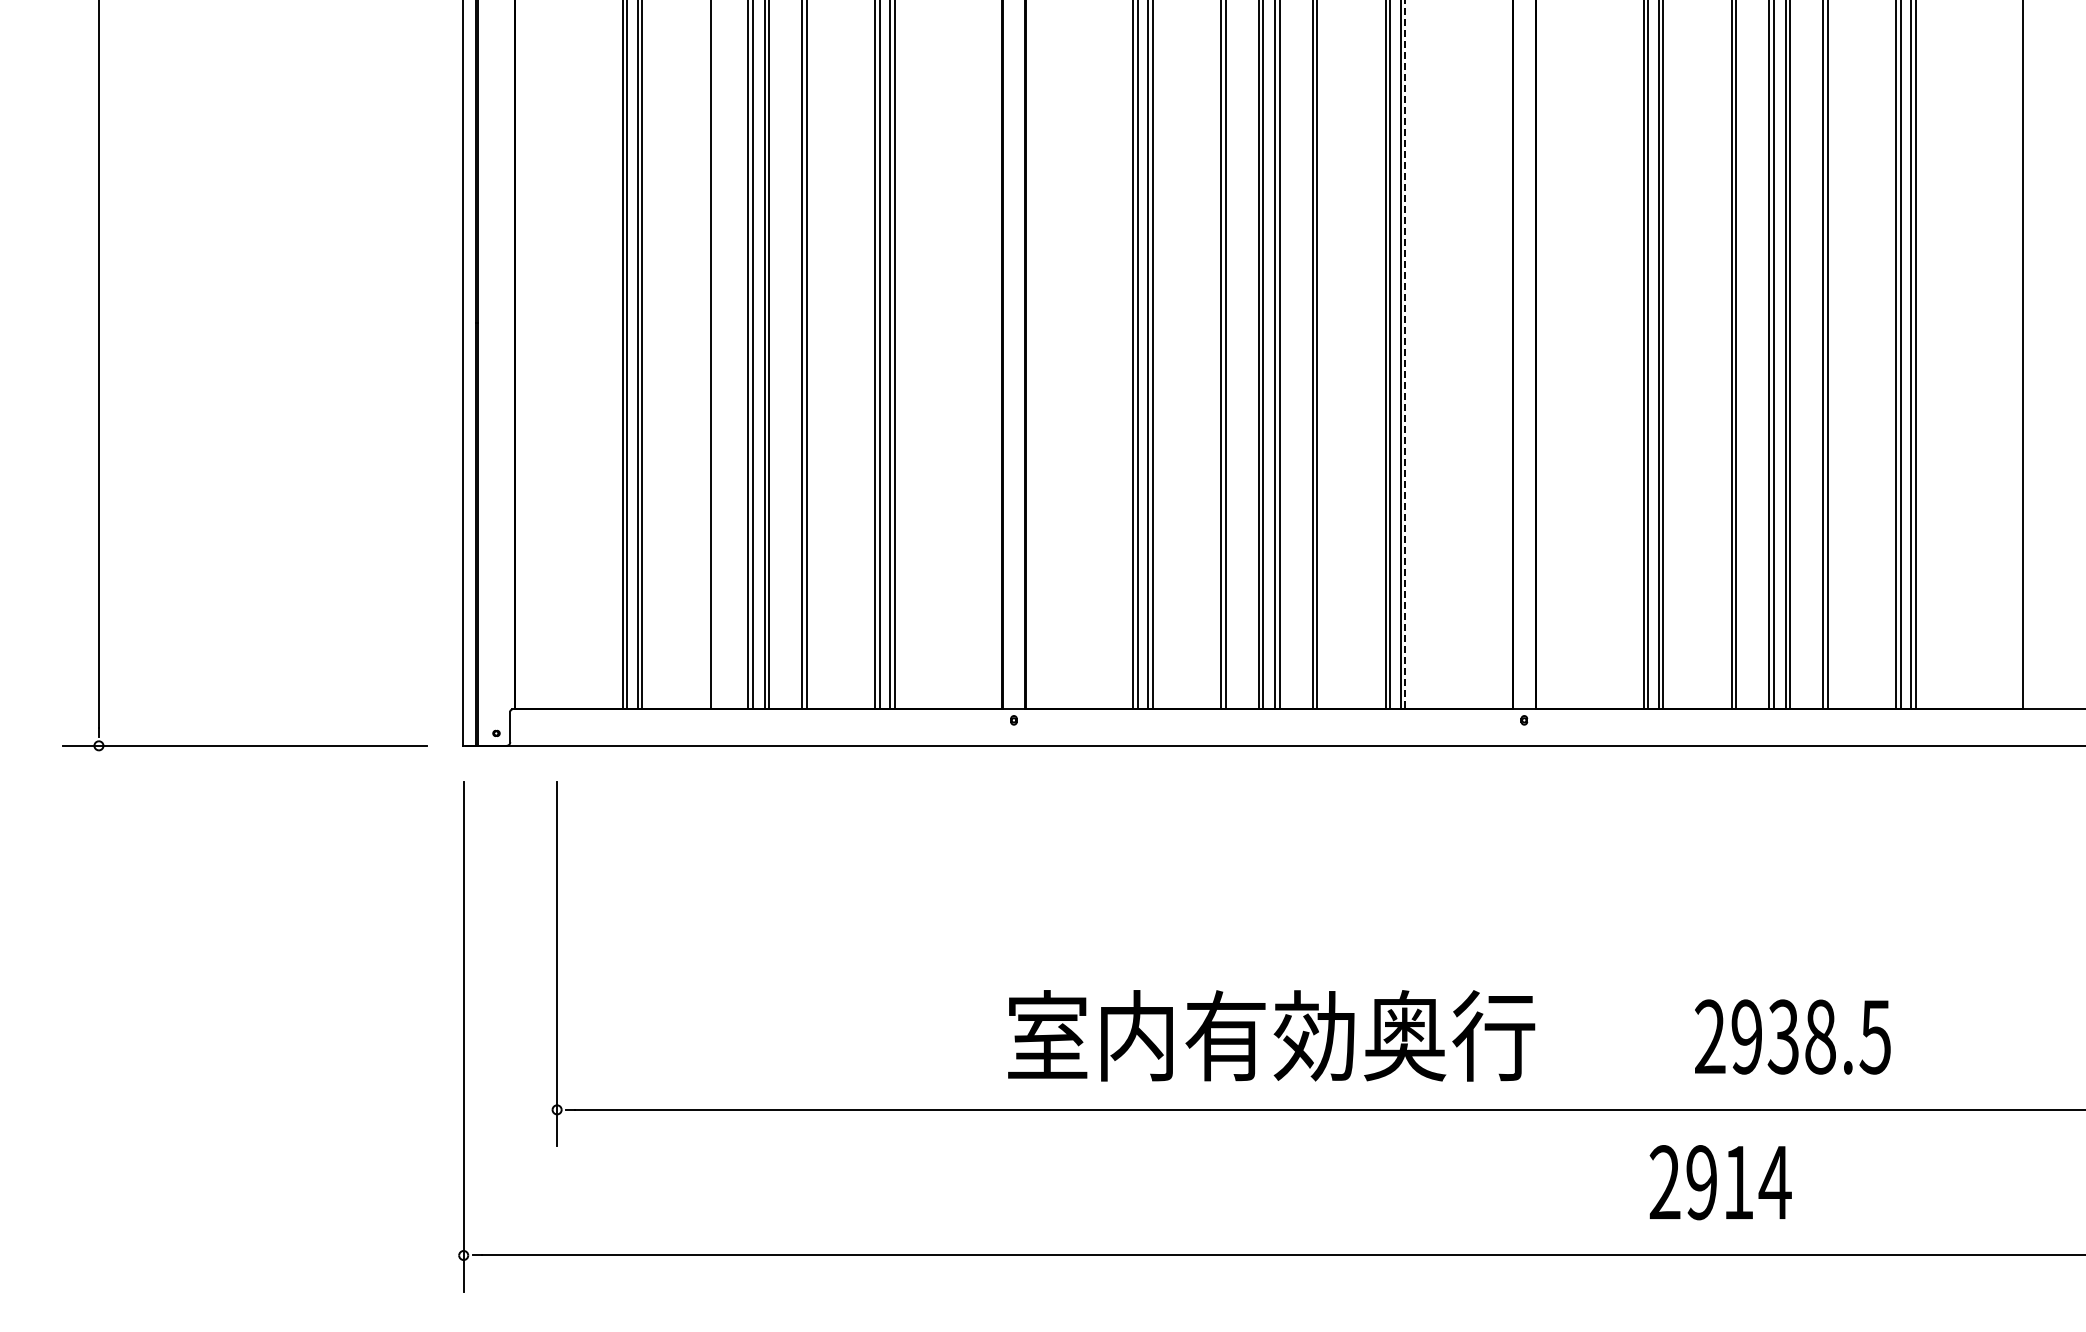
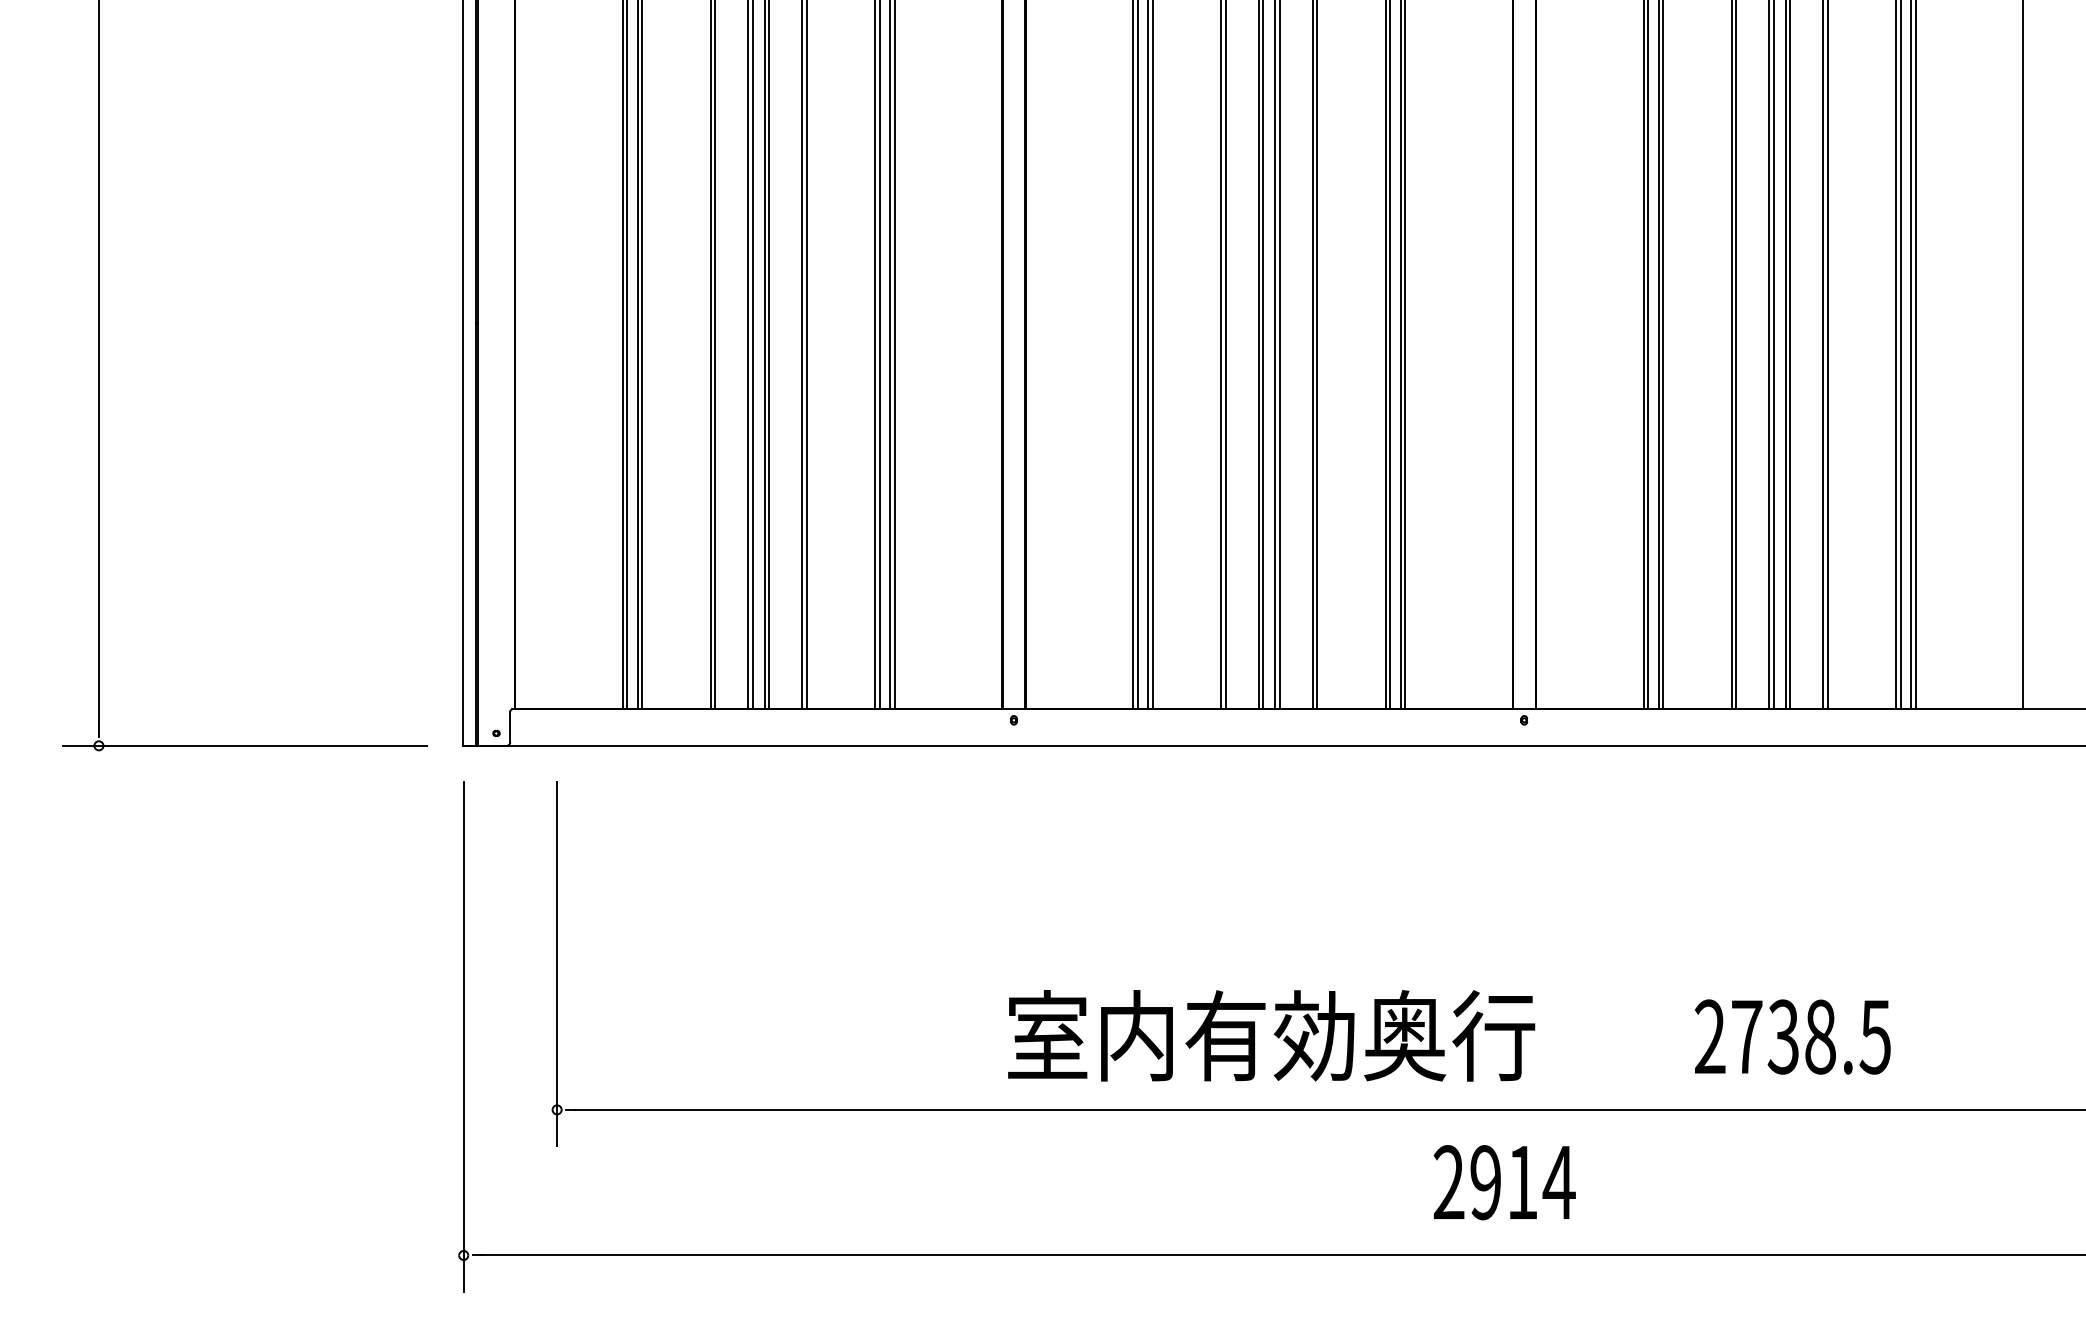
line: dashed -> solid (1405, 354)
line: none -> present (715, 355)
text: 2938.5 -> 2738.5 (1746, 1036)
text position: (1720, 1182) -> (1504, 1182) (1504, 1182)
